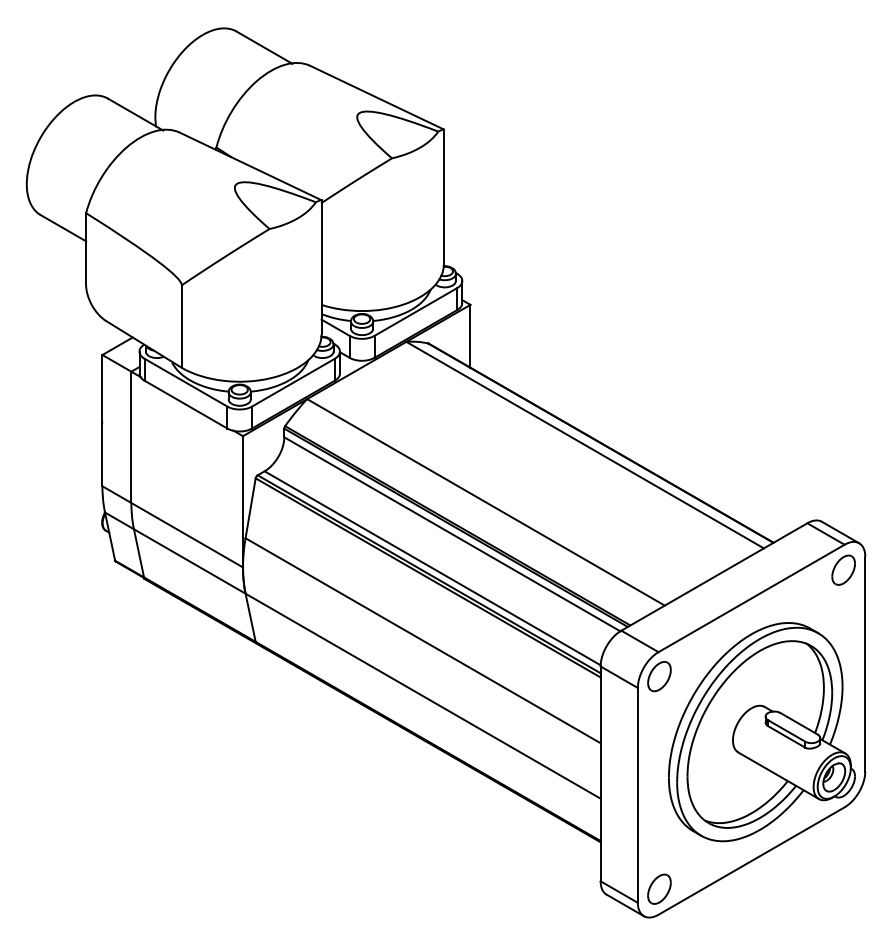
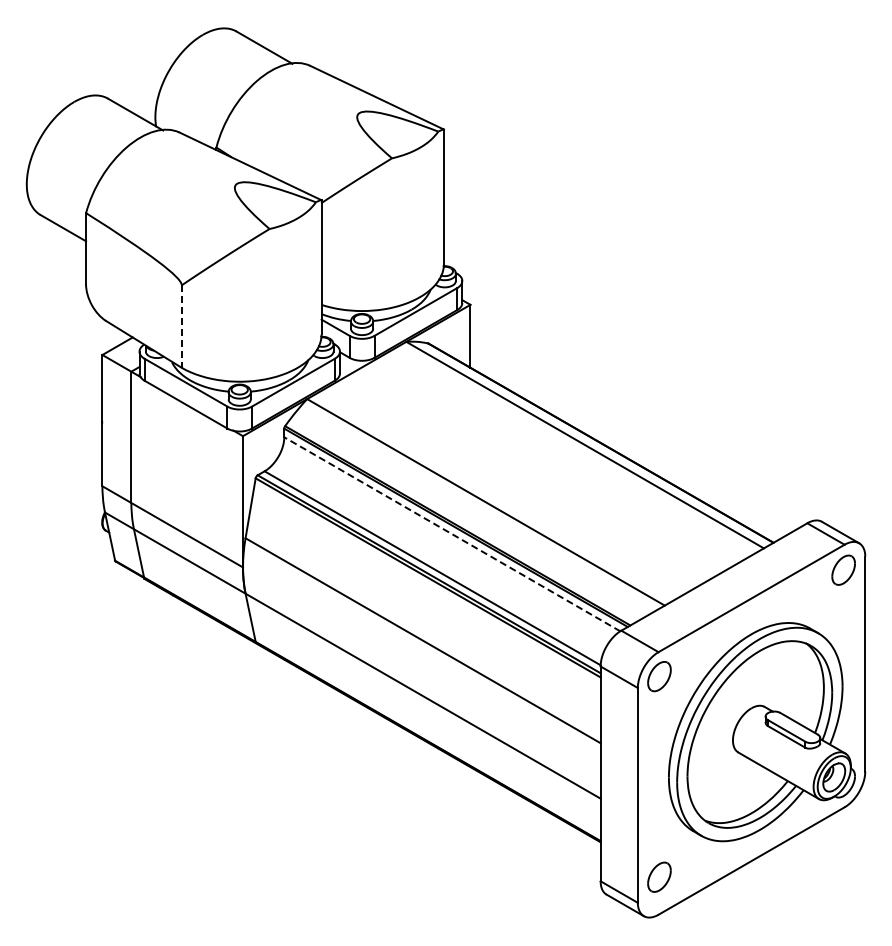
line: solid -> dashed (181, 327)
line: solid -> dashed (451, 534)
part position: (659, 888) -> (659, 876) (659, 876)
